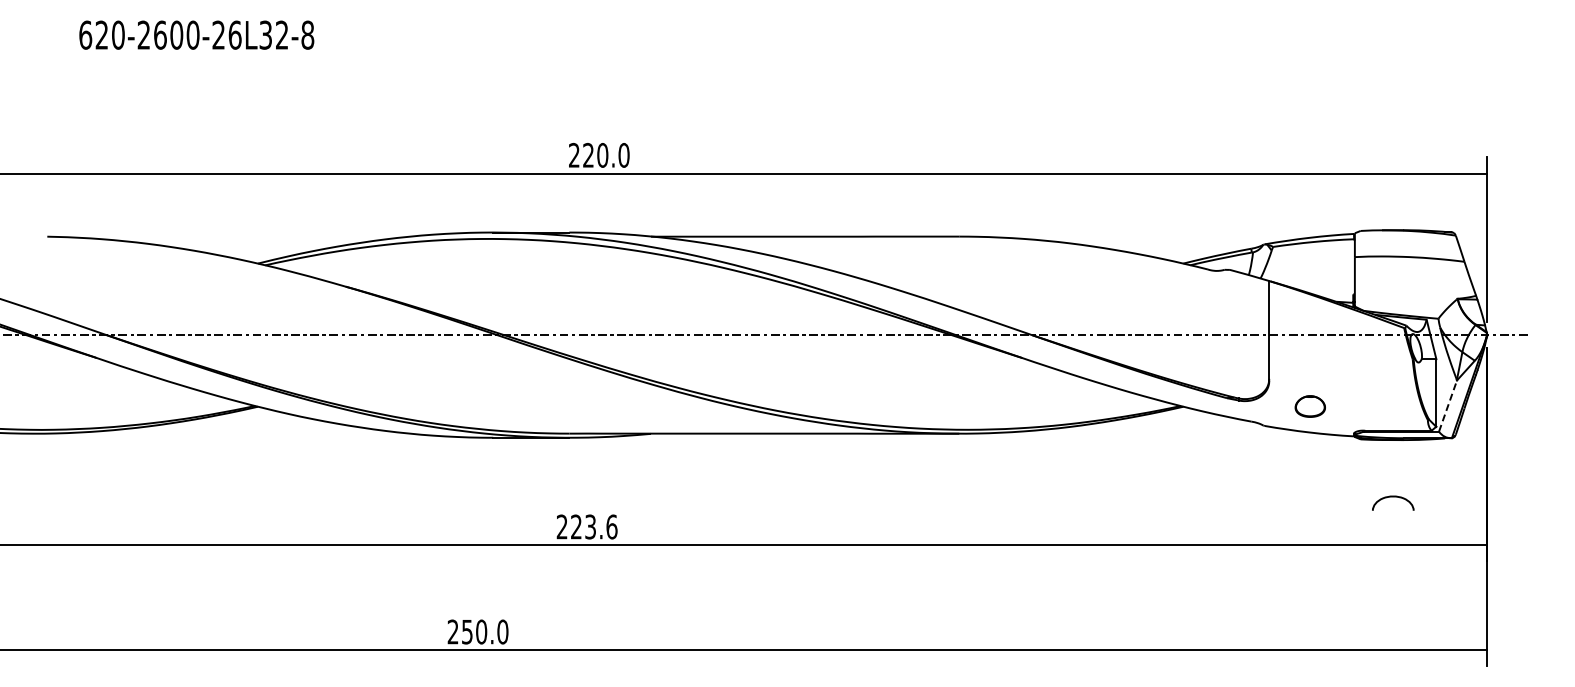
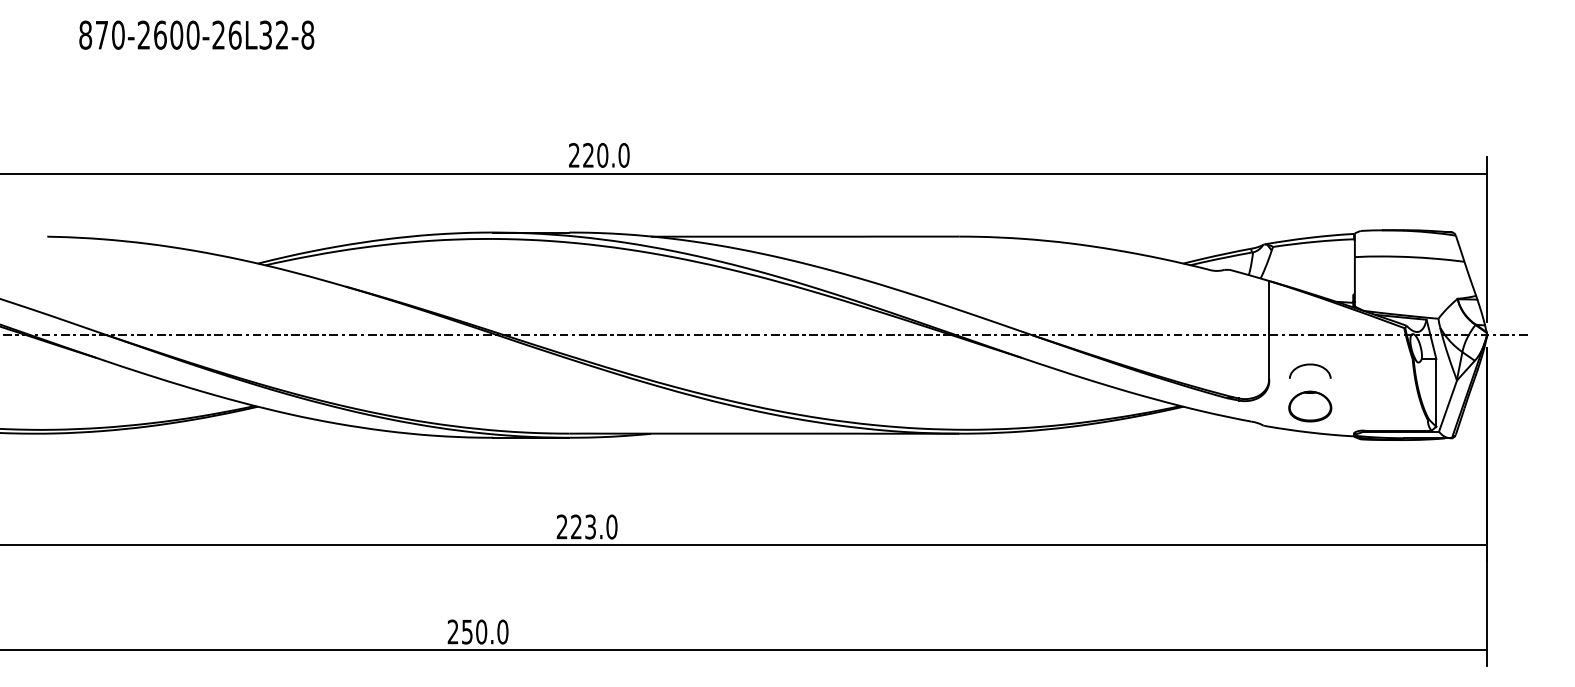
text: 620-2600-26L32-8 -> 870-2600-26L32-8 (93, 34)
line: dashed -> solid (1448, 405)
part size: 32x23 px -> 45x33 px (1310, 406)
curve position: (1393, 497) -> (1310, 365) (1310, 365)
text: 223.6 -> 223.0 (611, 526)
